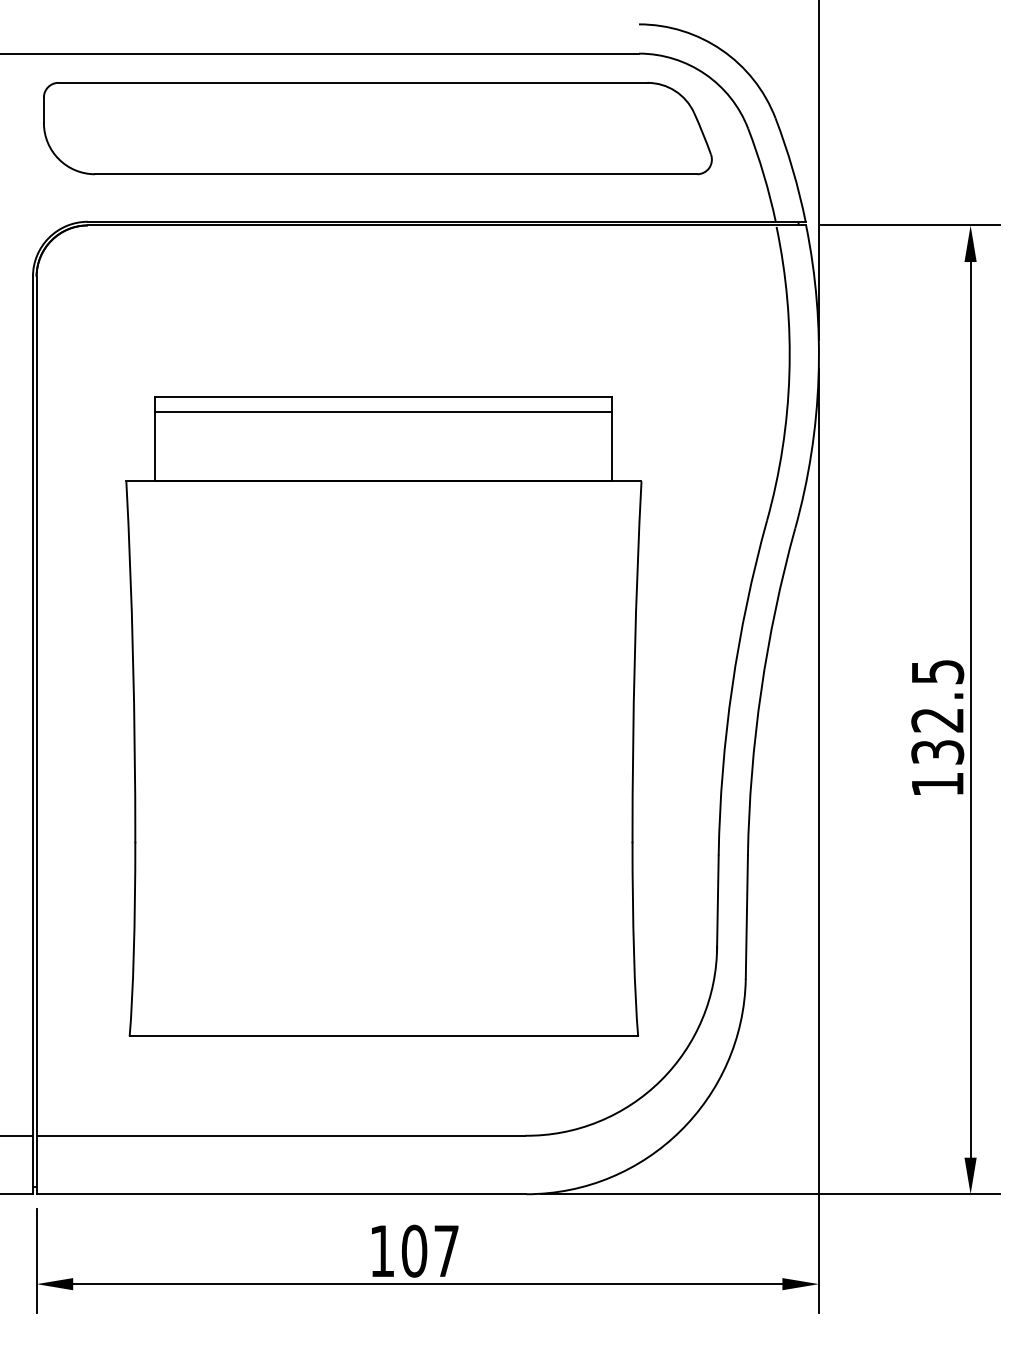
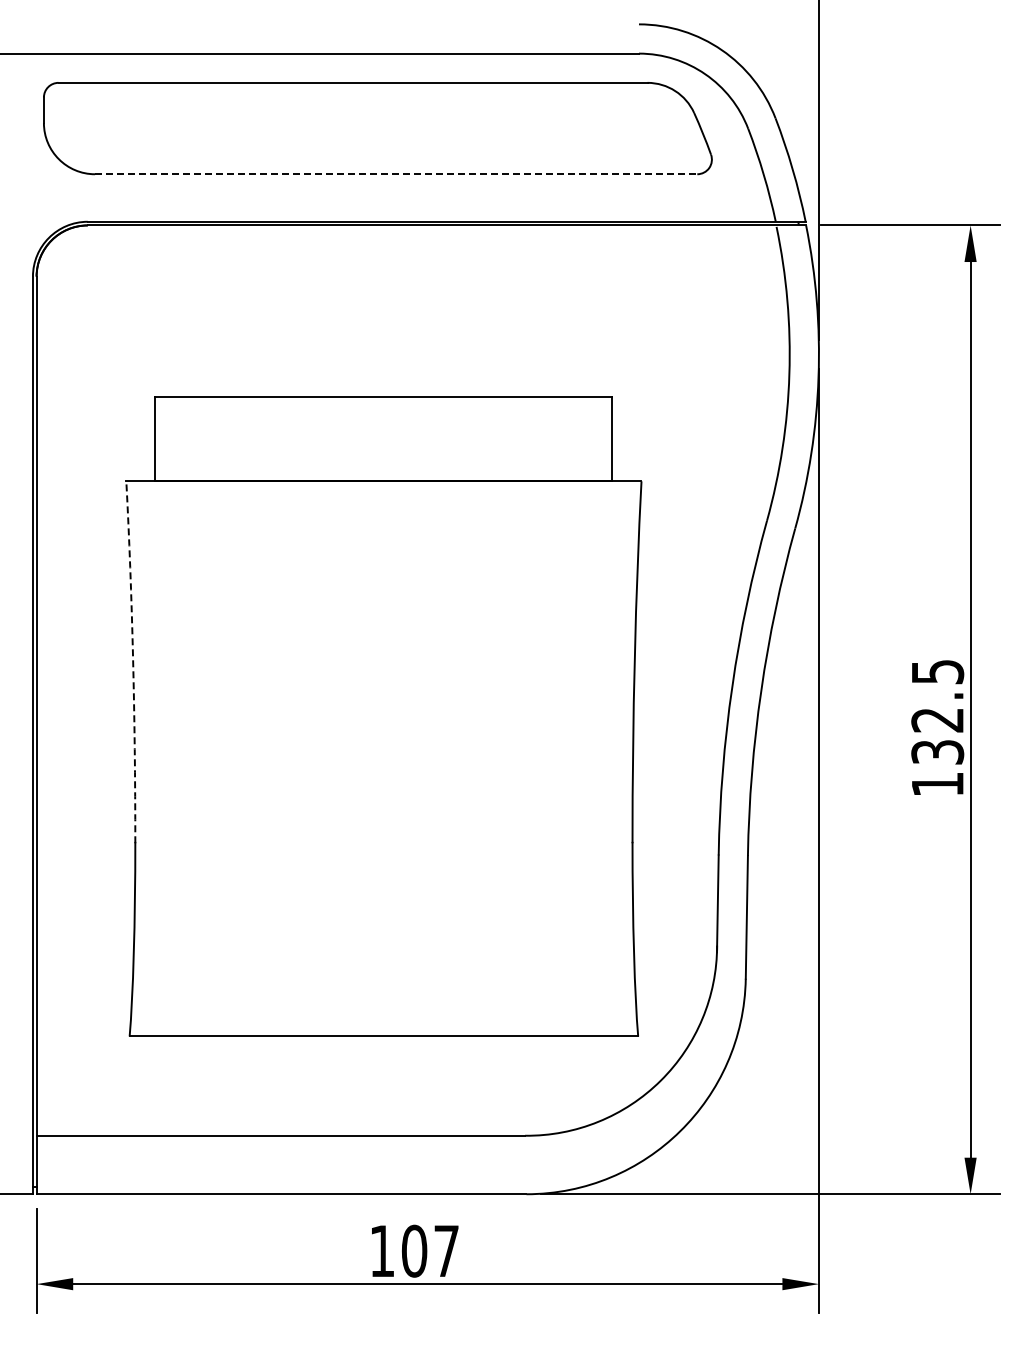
line: solid -> dashed (396, 174)
line: present -> none (383, 411)
arc: solid -> dashed (133, 661)
line: present -> none (17, 1135)
